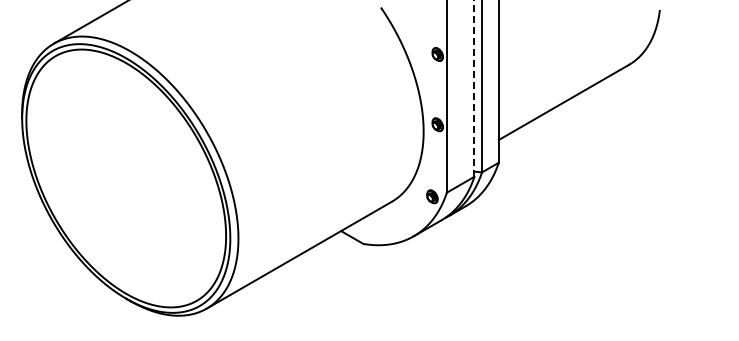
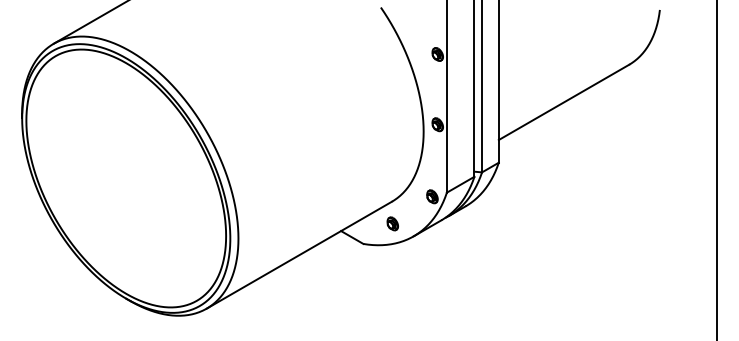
line: dashed -> solid (474, 88)
line: none -> present (716, 169)
part: none -> present (392, 223)
